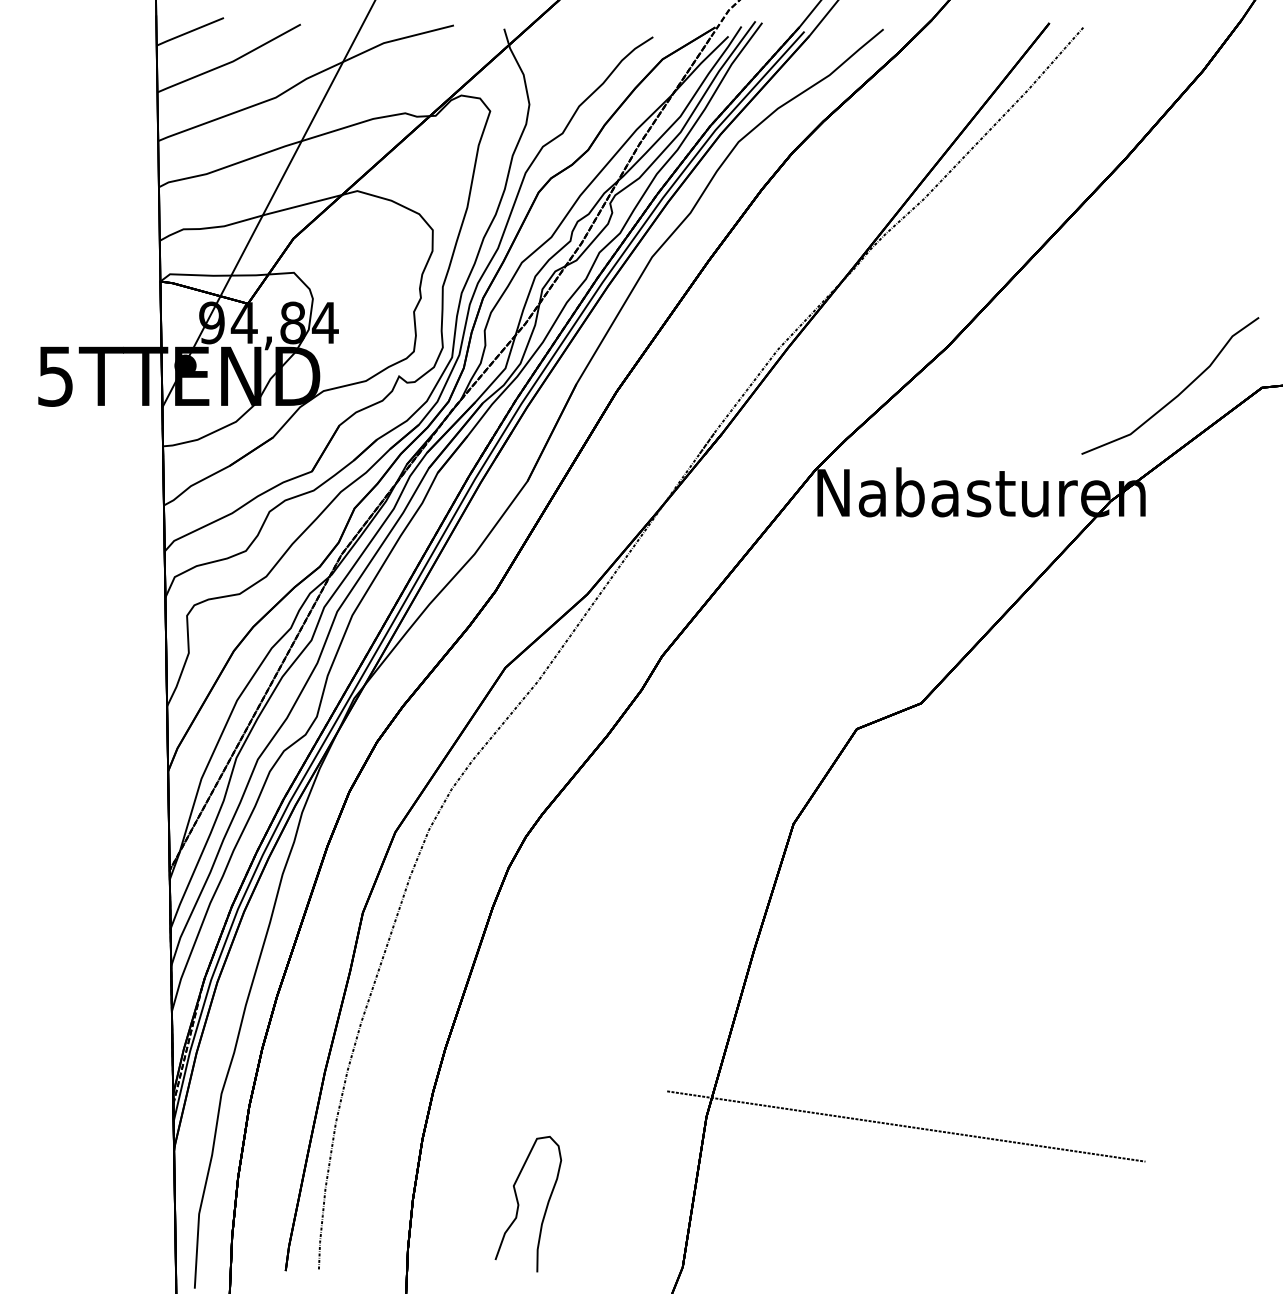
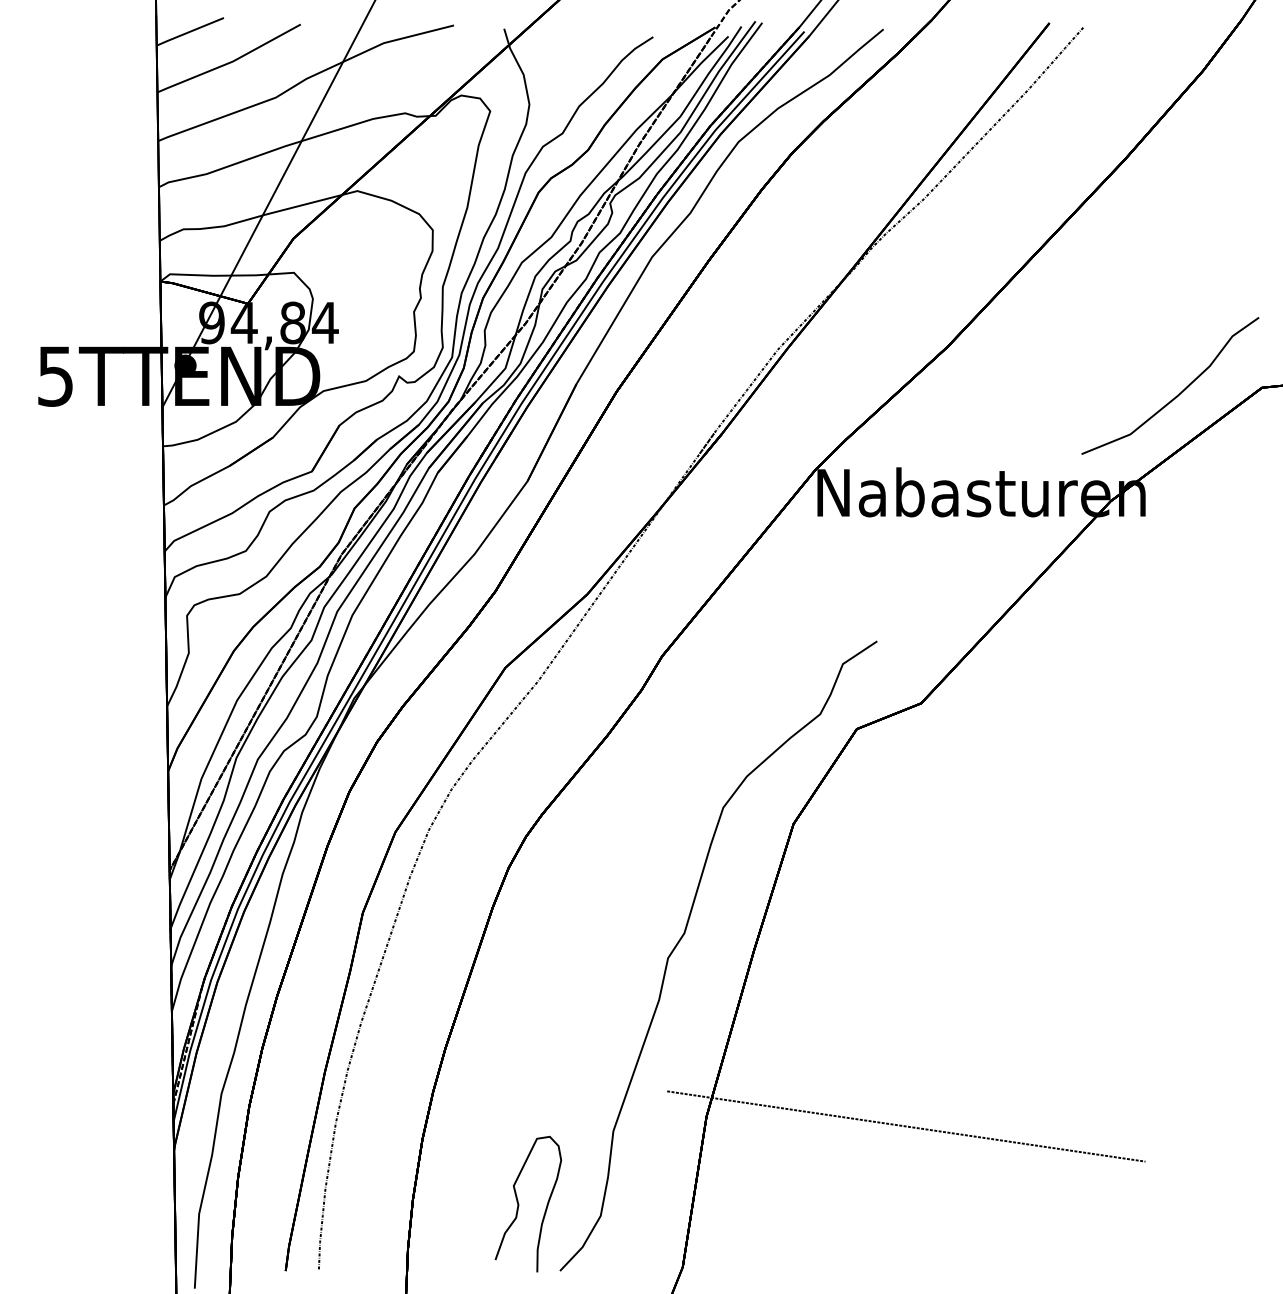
curve: none -> present (684, 935)
